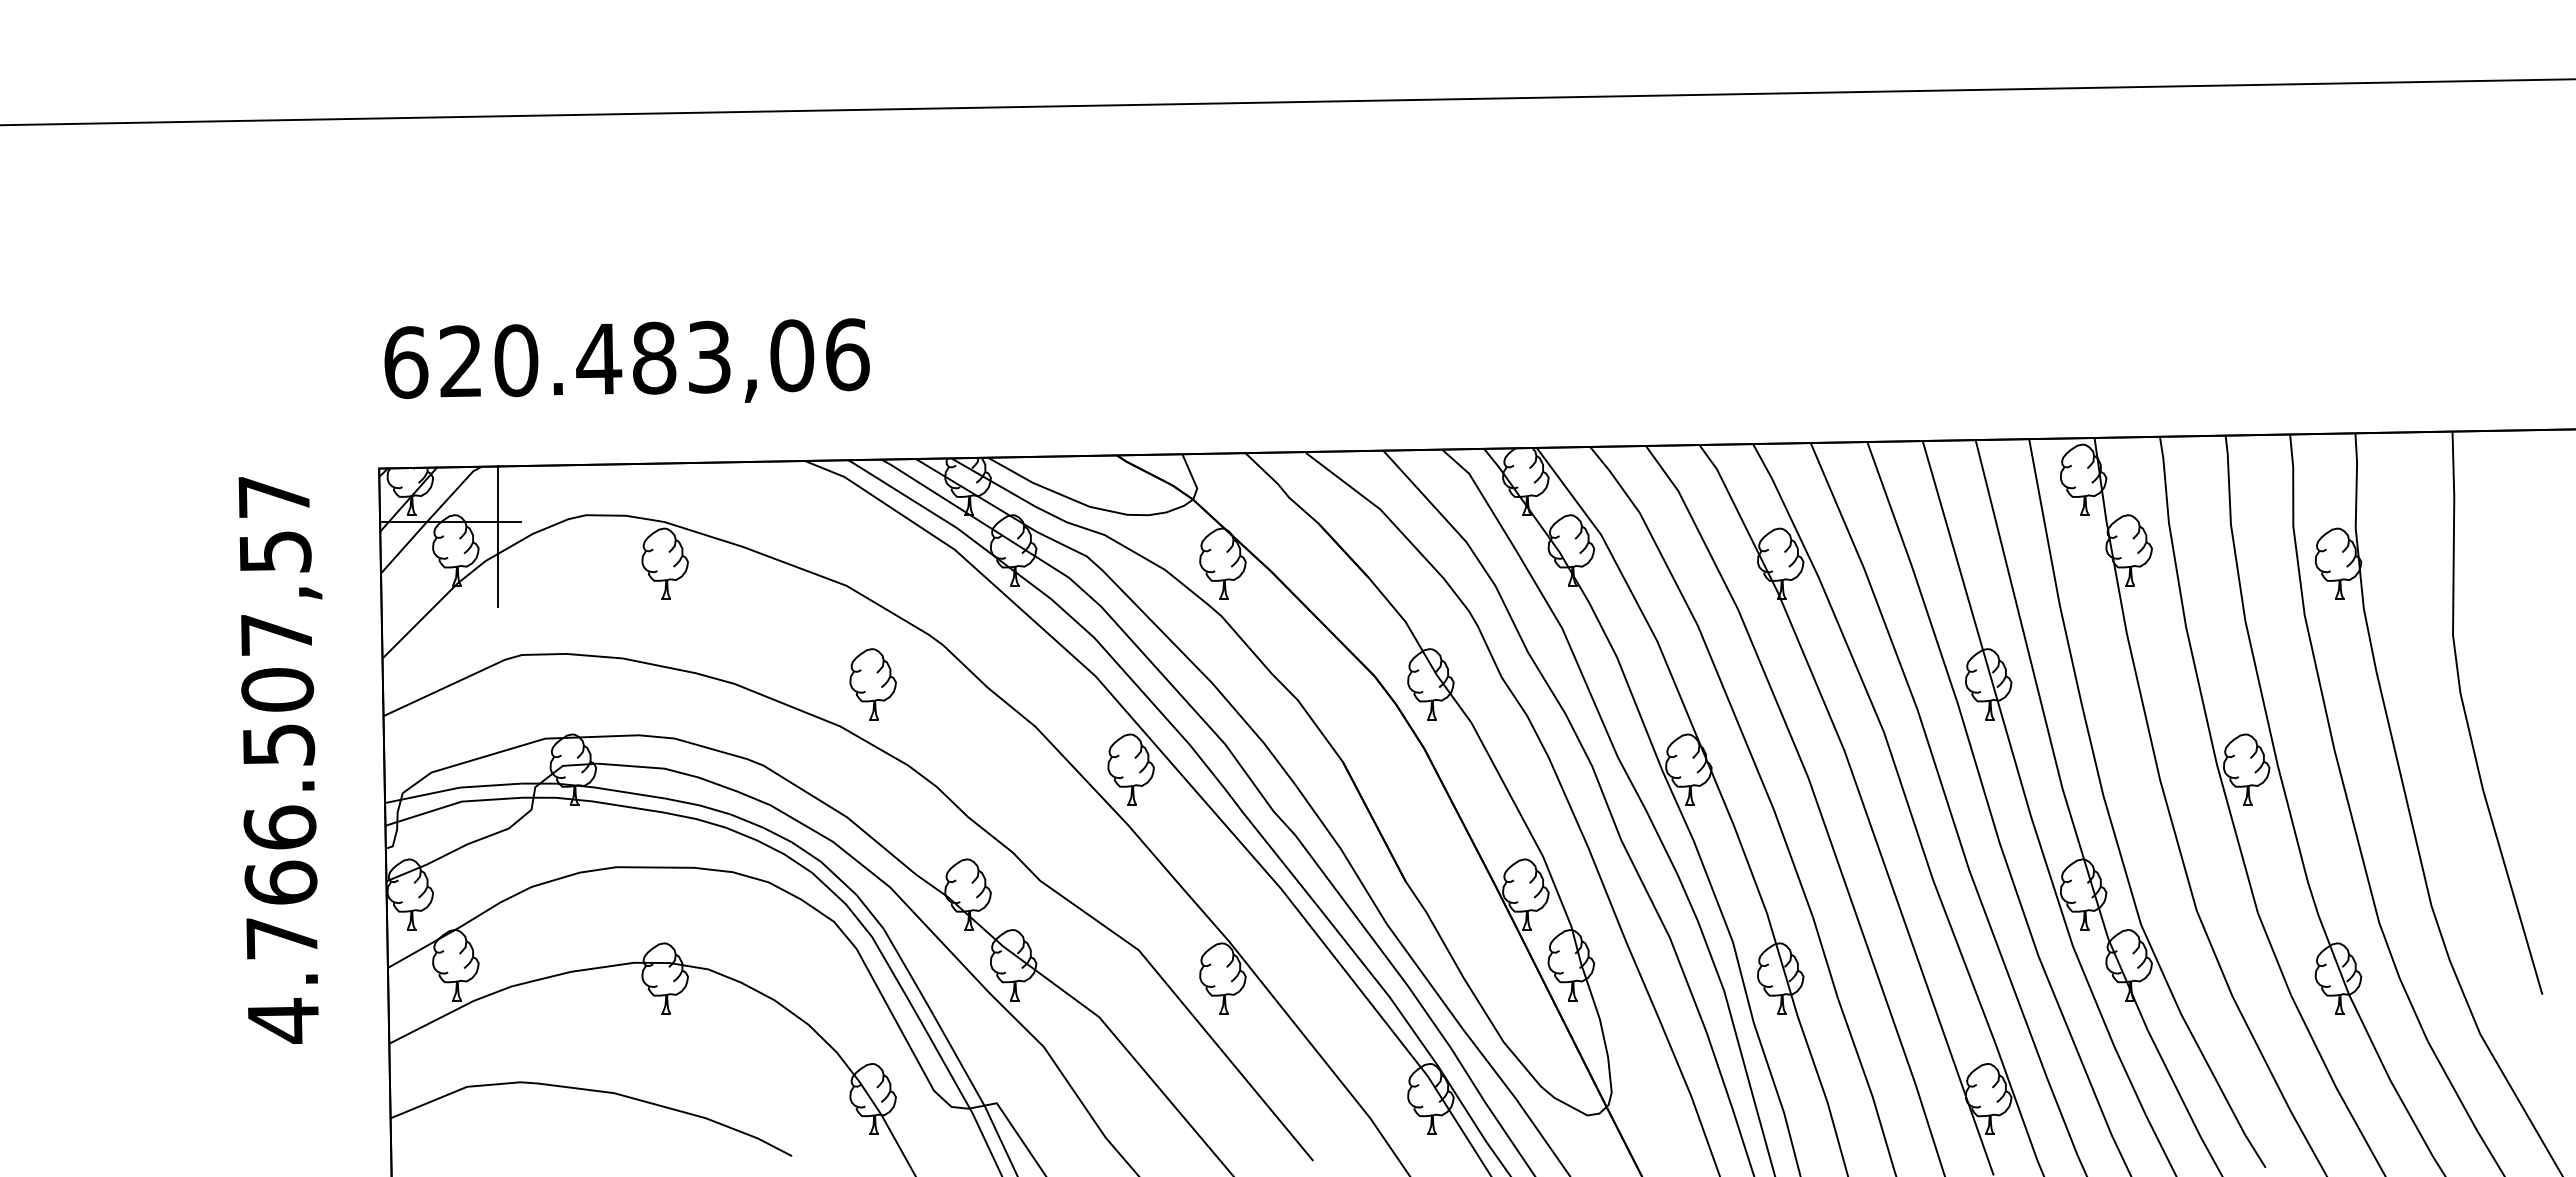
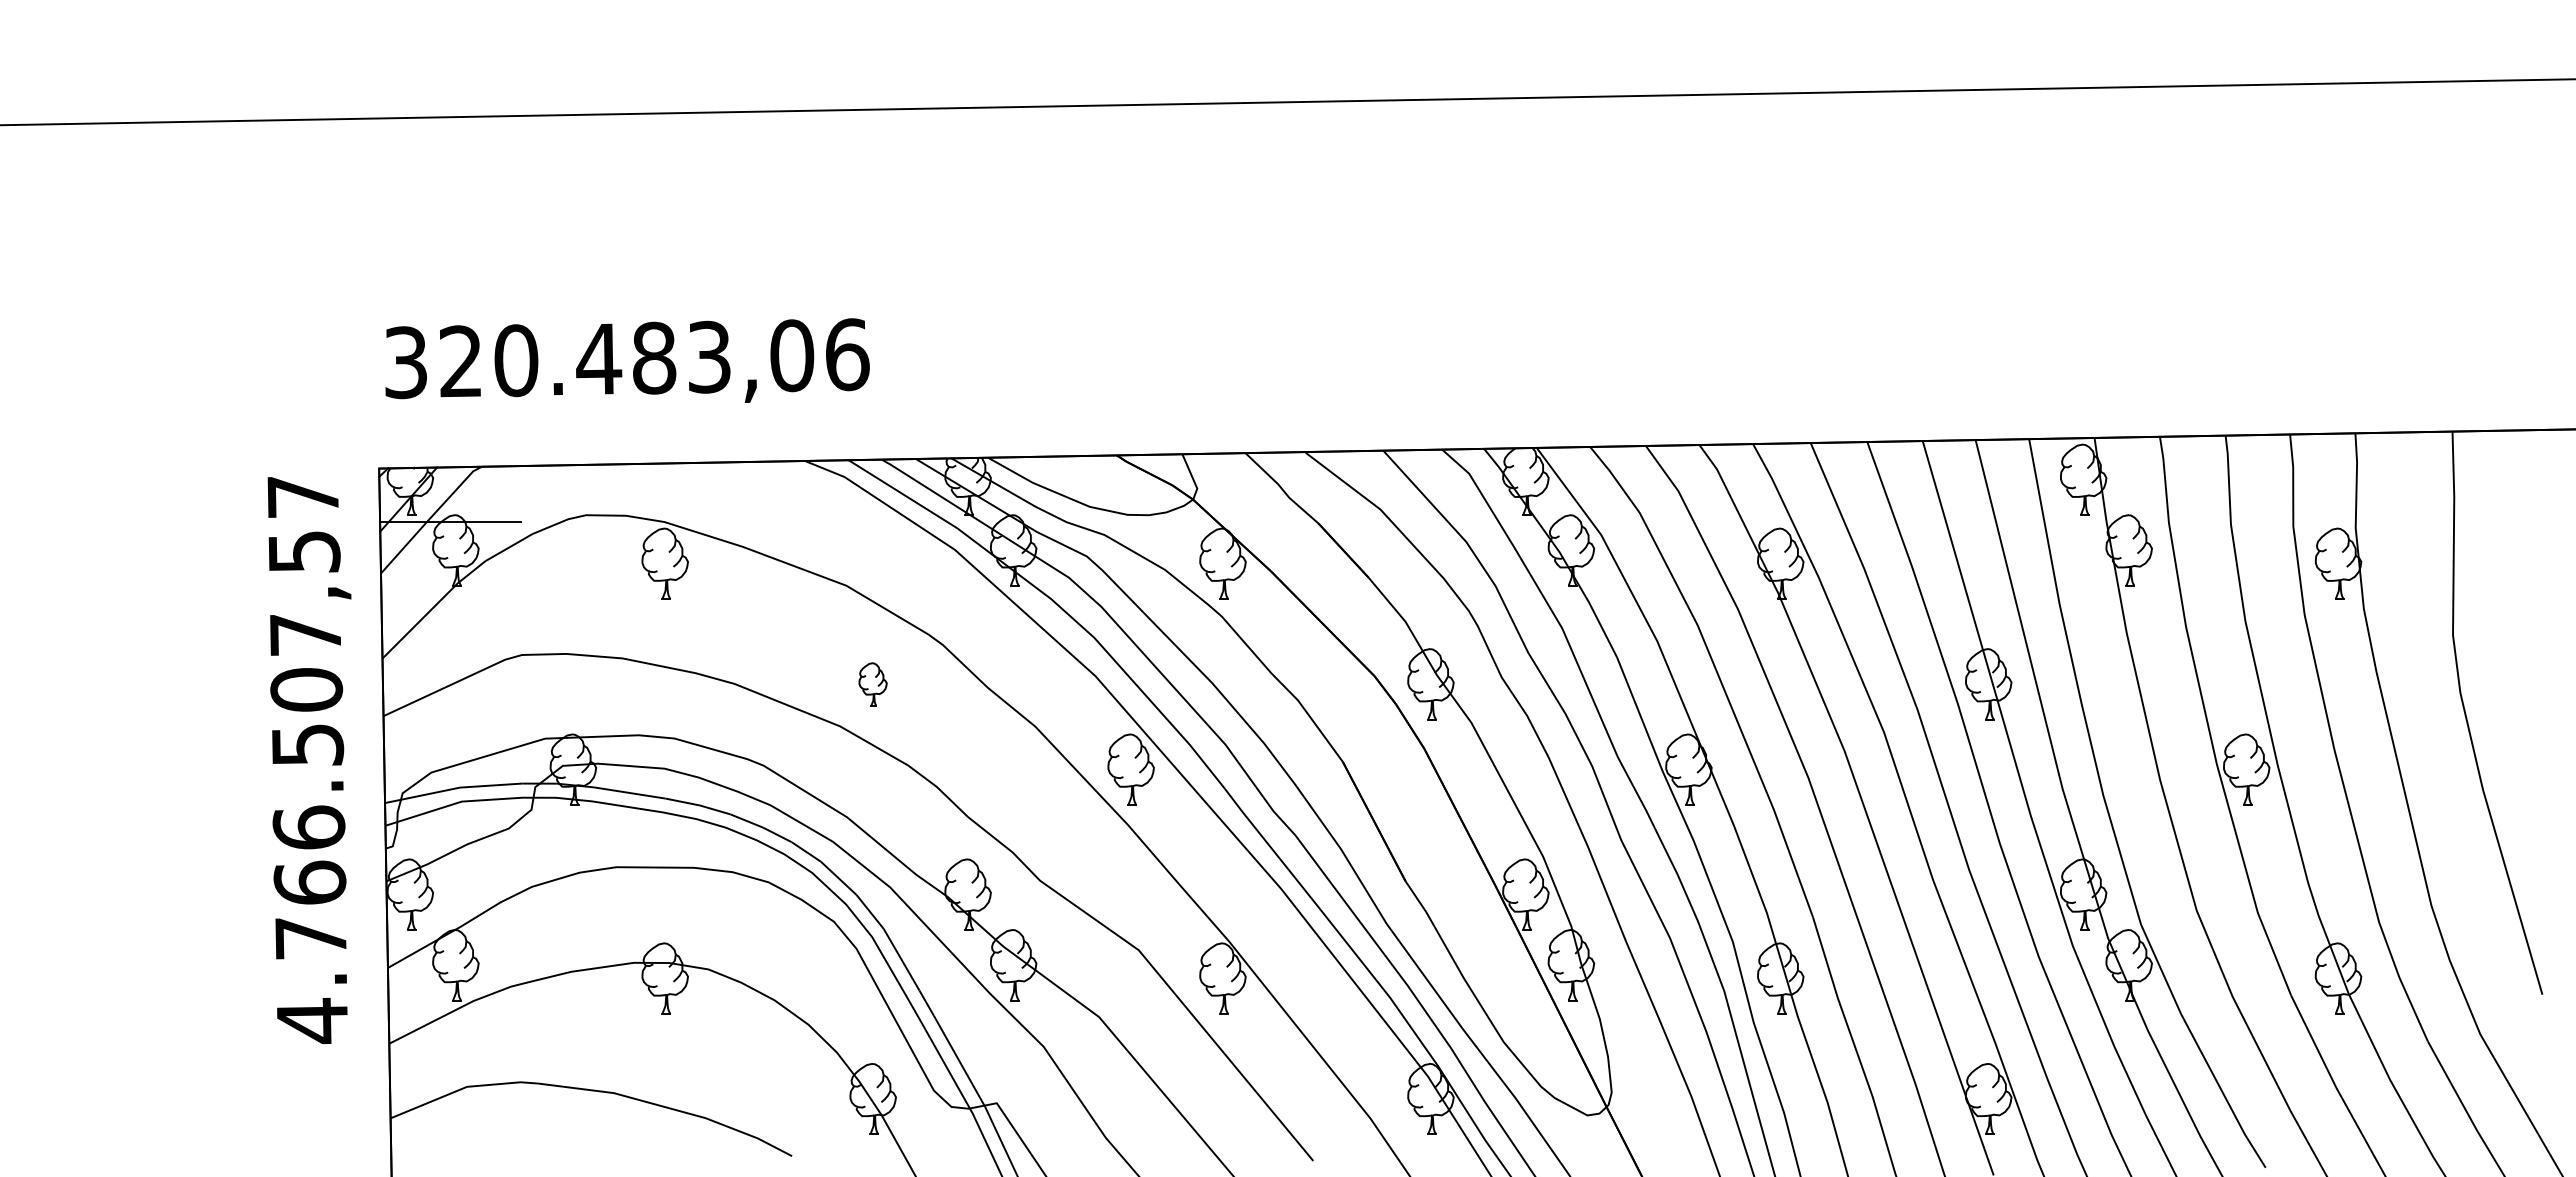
text: 620.483,06 -> 320.483,06 (406, 362)
line: present -> none (498, 536)
part size: 48x73 px -> 30x45 px (872, 684)
text position: (280, 760) -> (309, 760) (309, 760)
